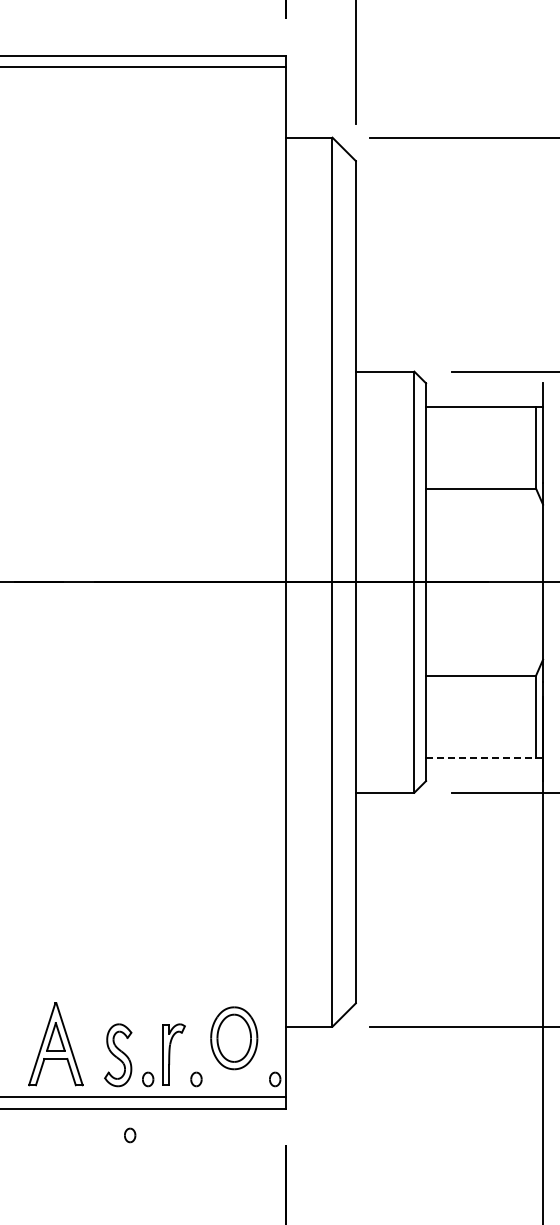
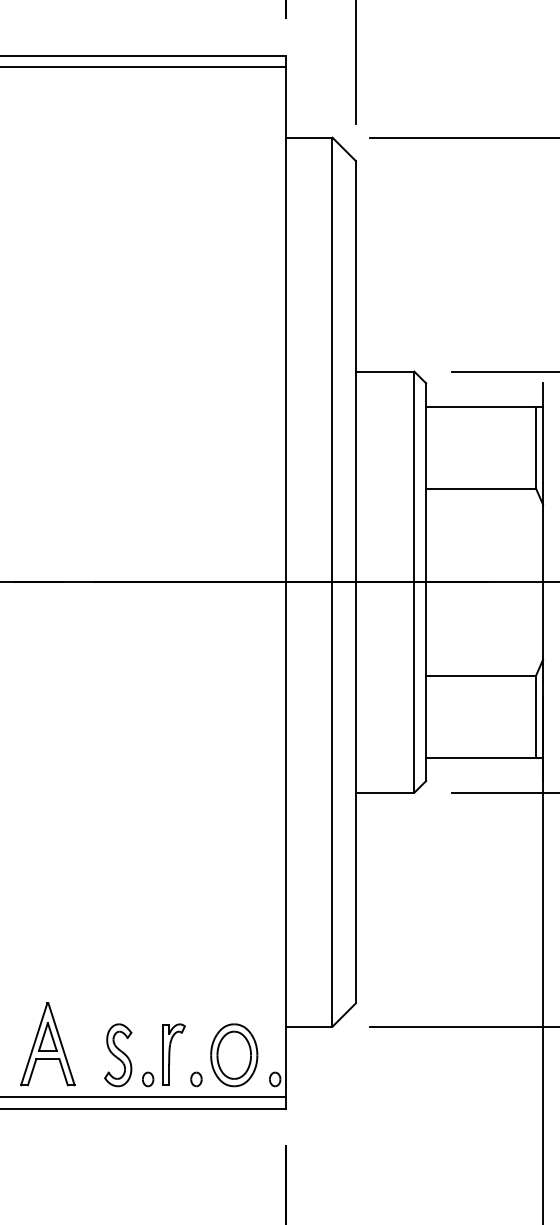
line: dashed -> solid (481, 757)
part position: (234, 1038) -> (234, 1055) (234, 1055)
part position: (55, 1044) -> (47, 1044) (47, 1044)
part: present -> none (130, 1135)
